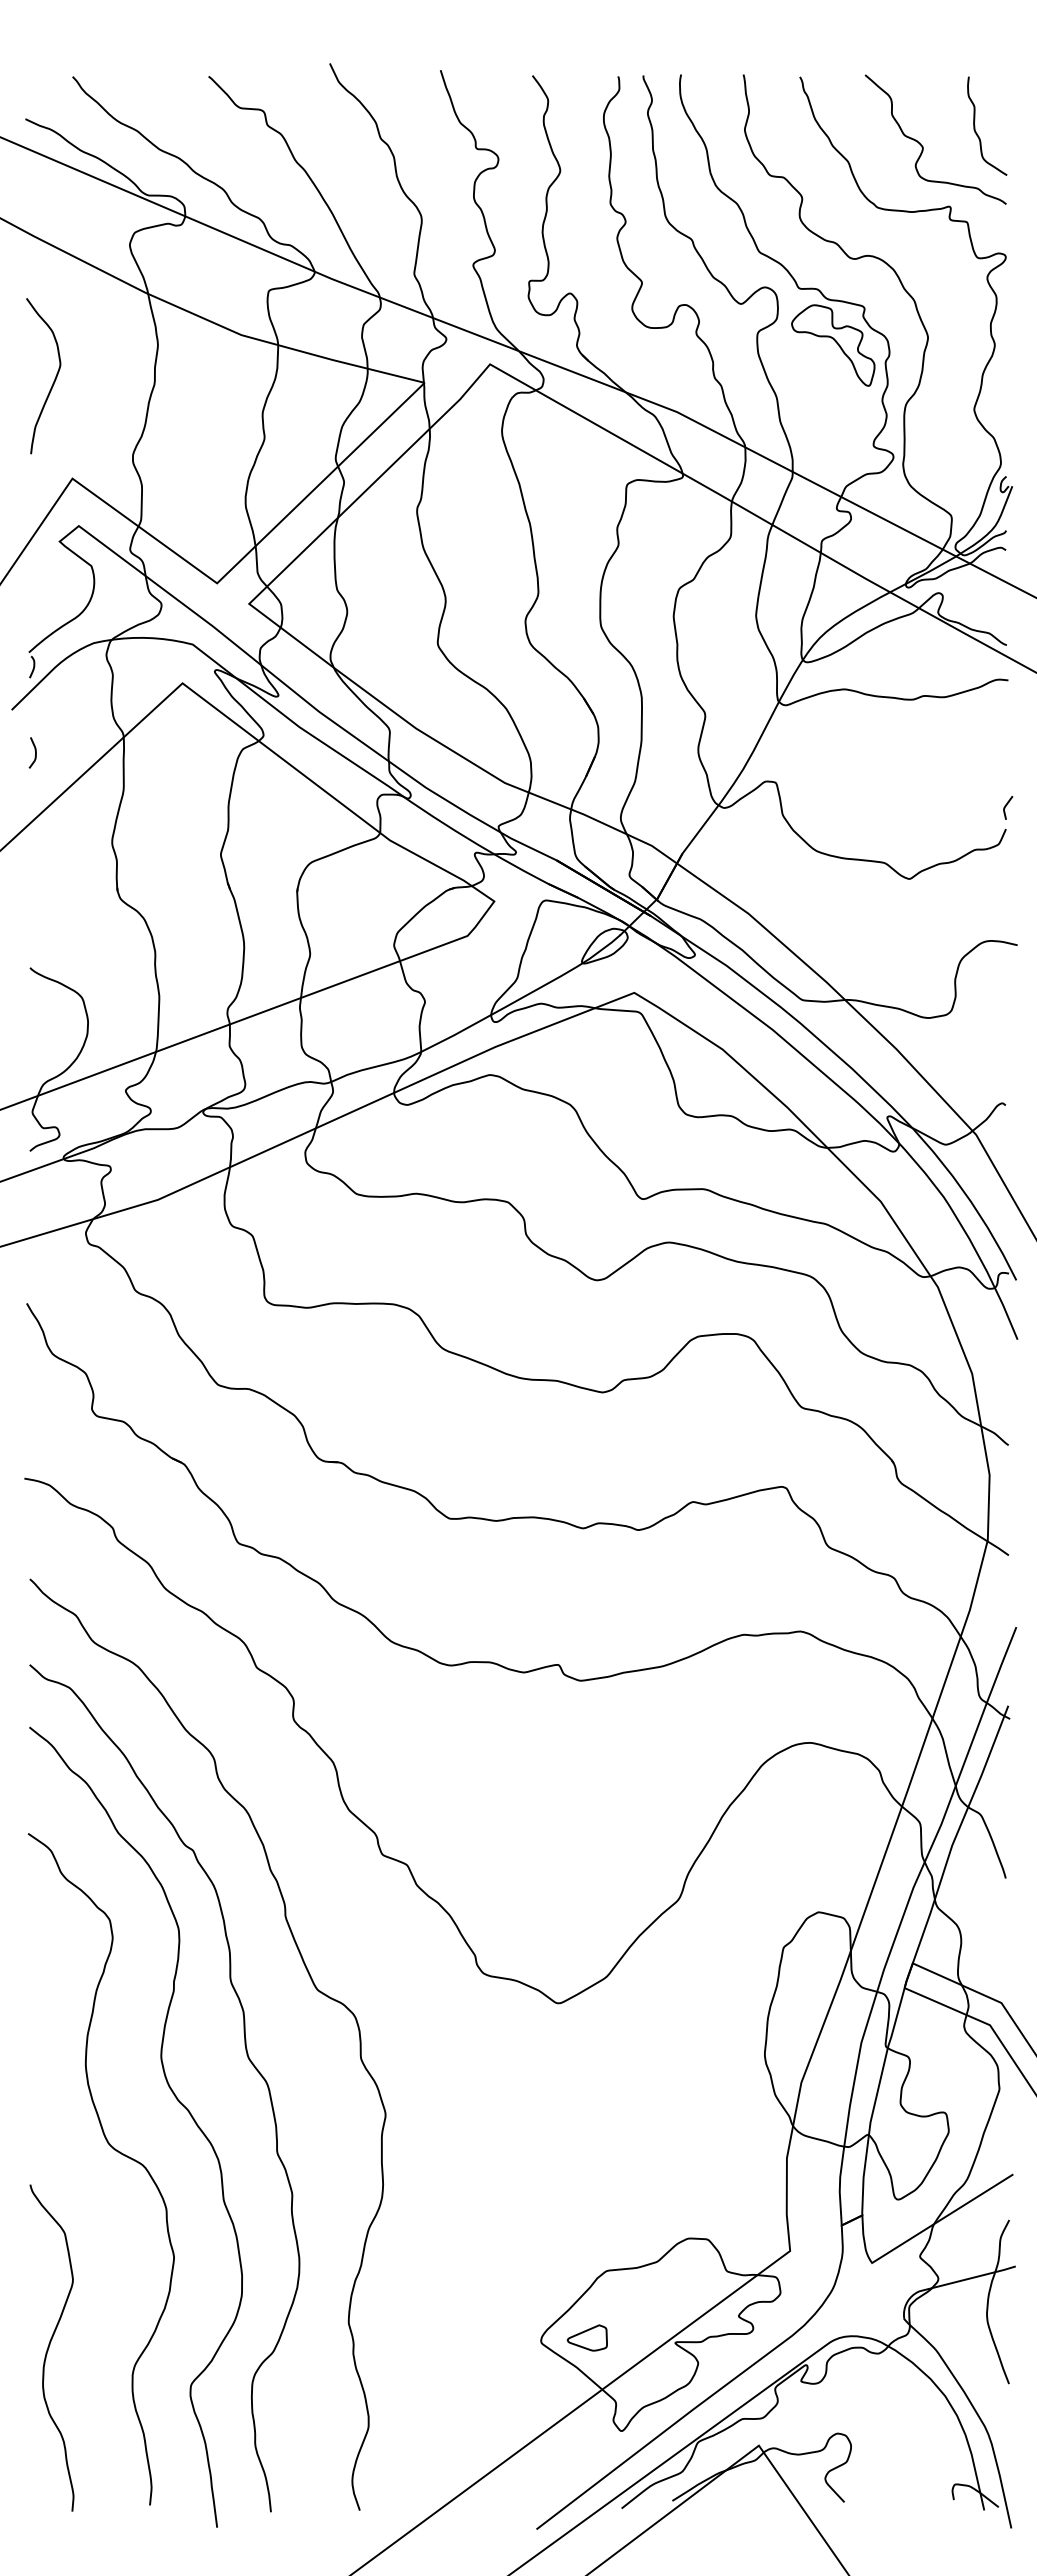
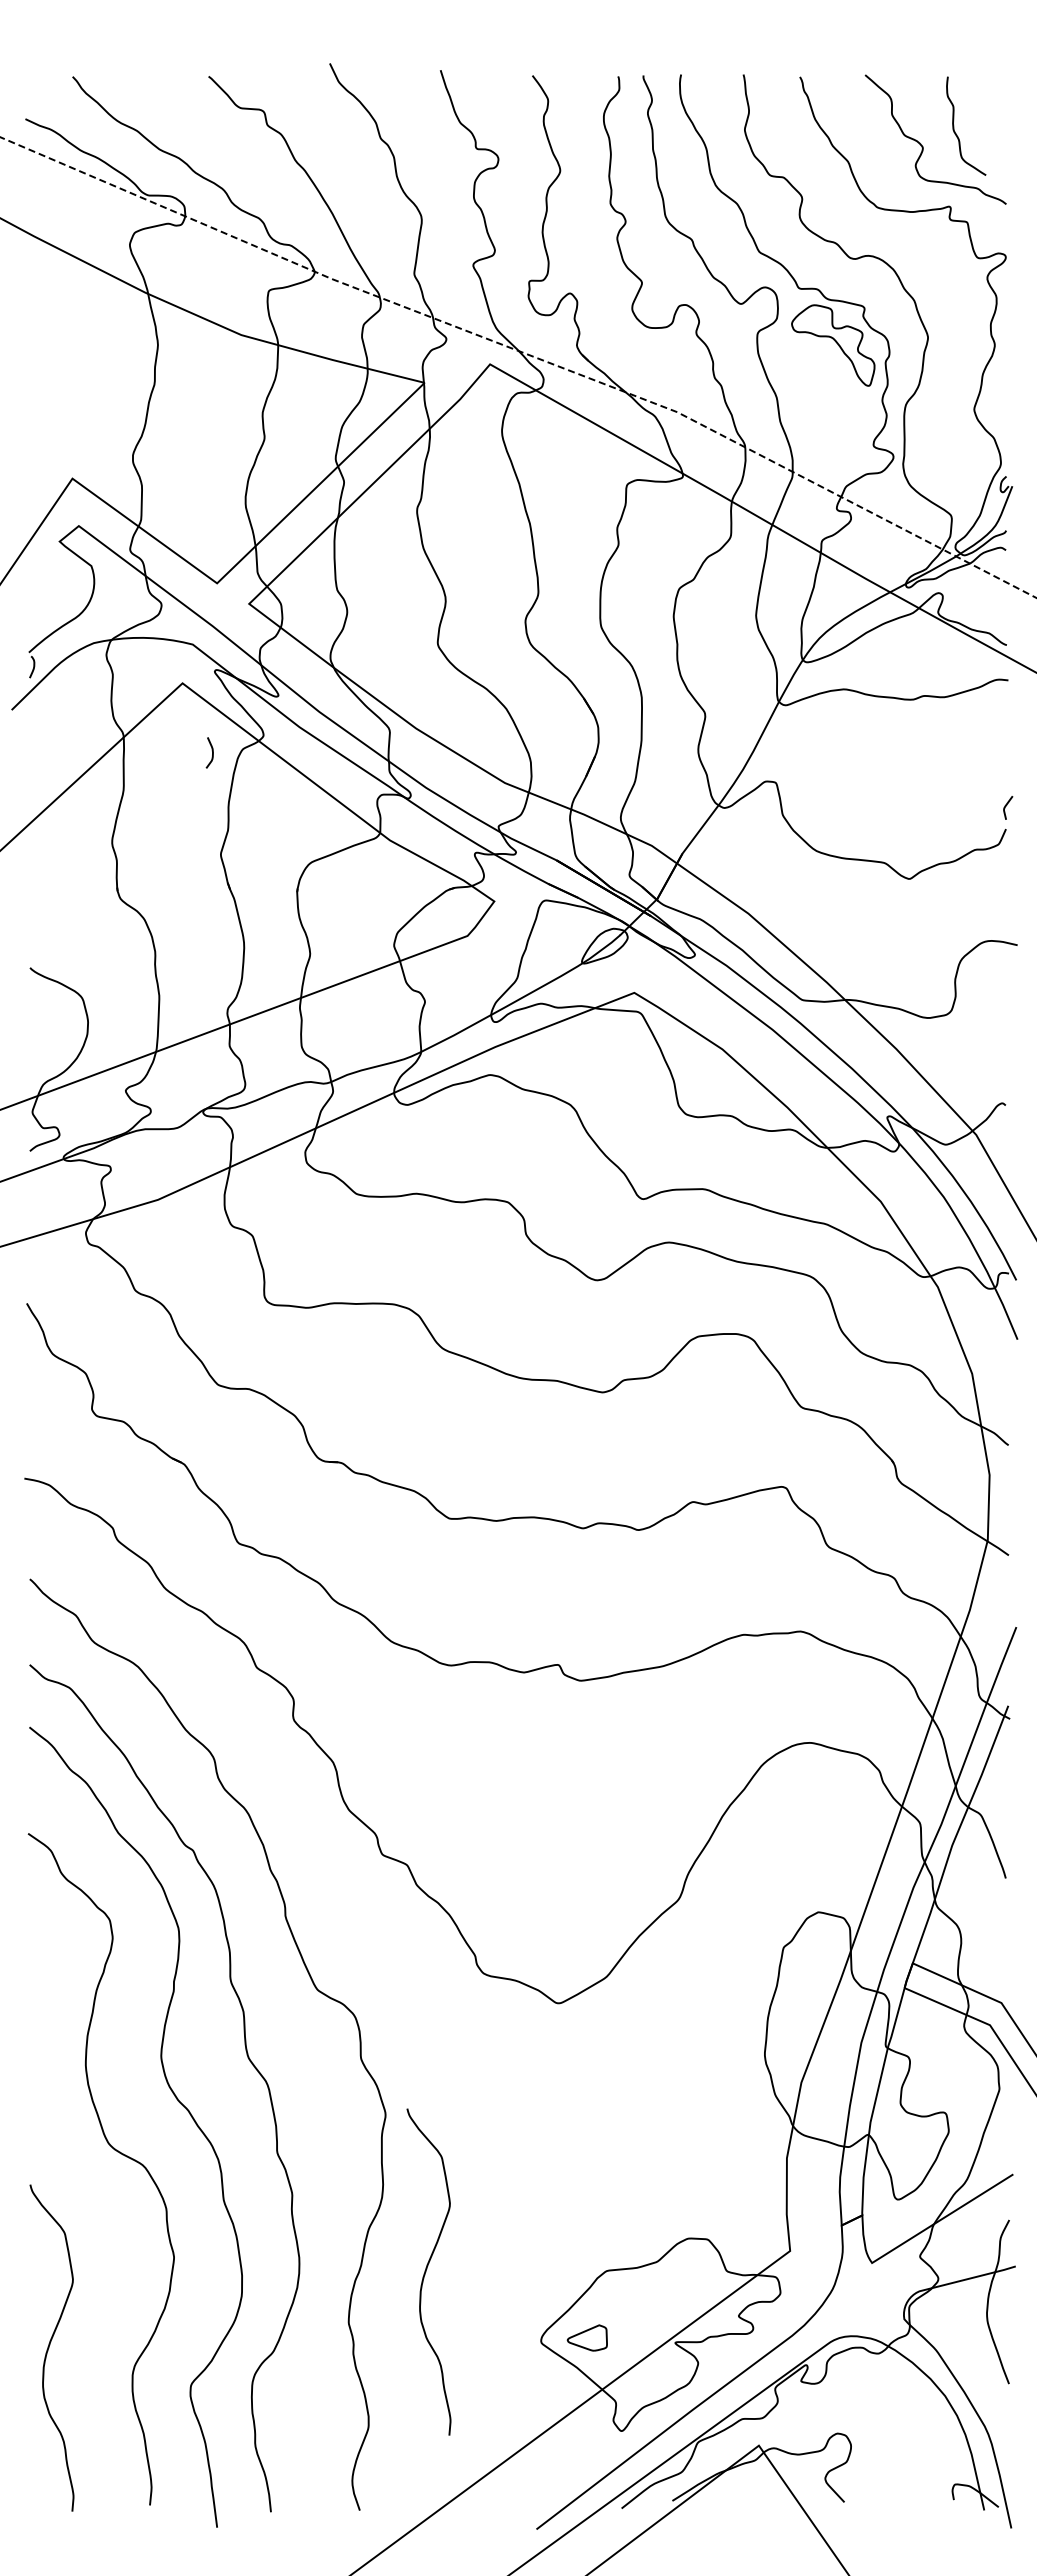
curve position: (975, 125) -> (954, 125) (954, 125)
line: solid -> dashed (525, 353)
curve: present -> none (54, 378)
curve position: (34, 750) -> (211, 750) (211, 750)
curve: none -> present (426, 2271)
